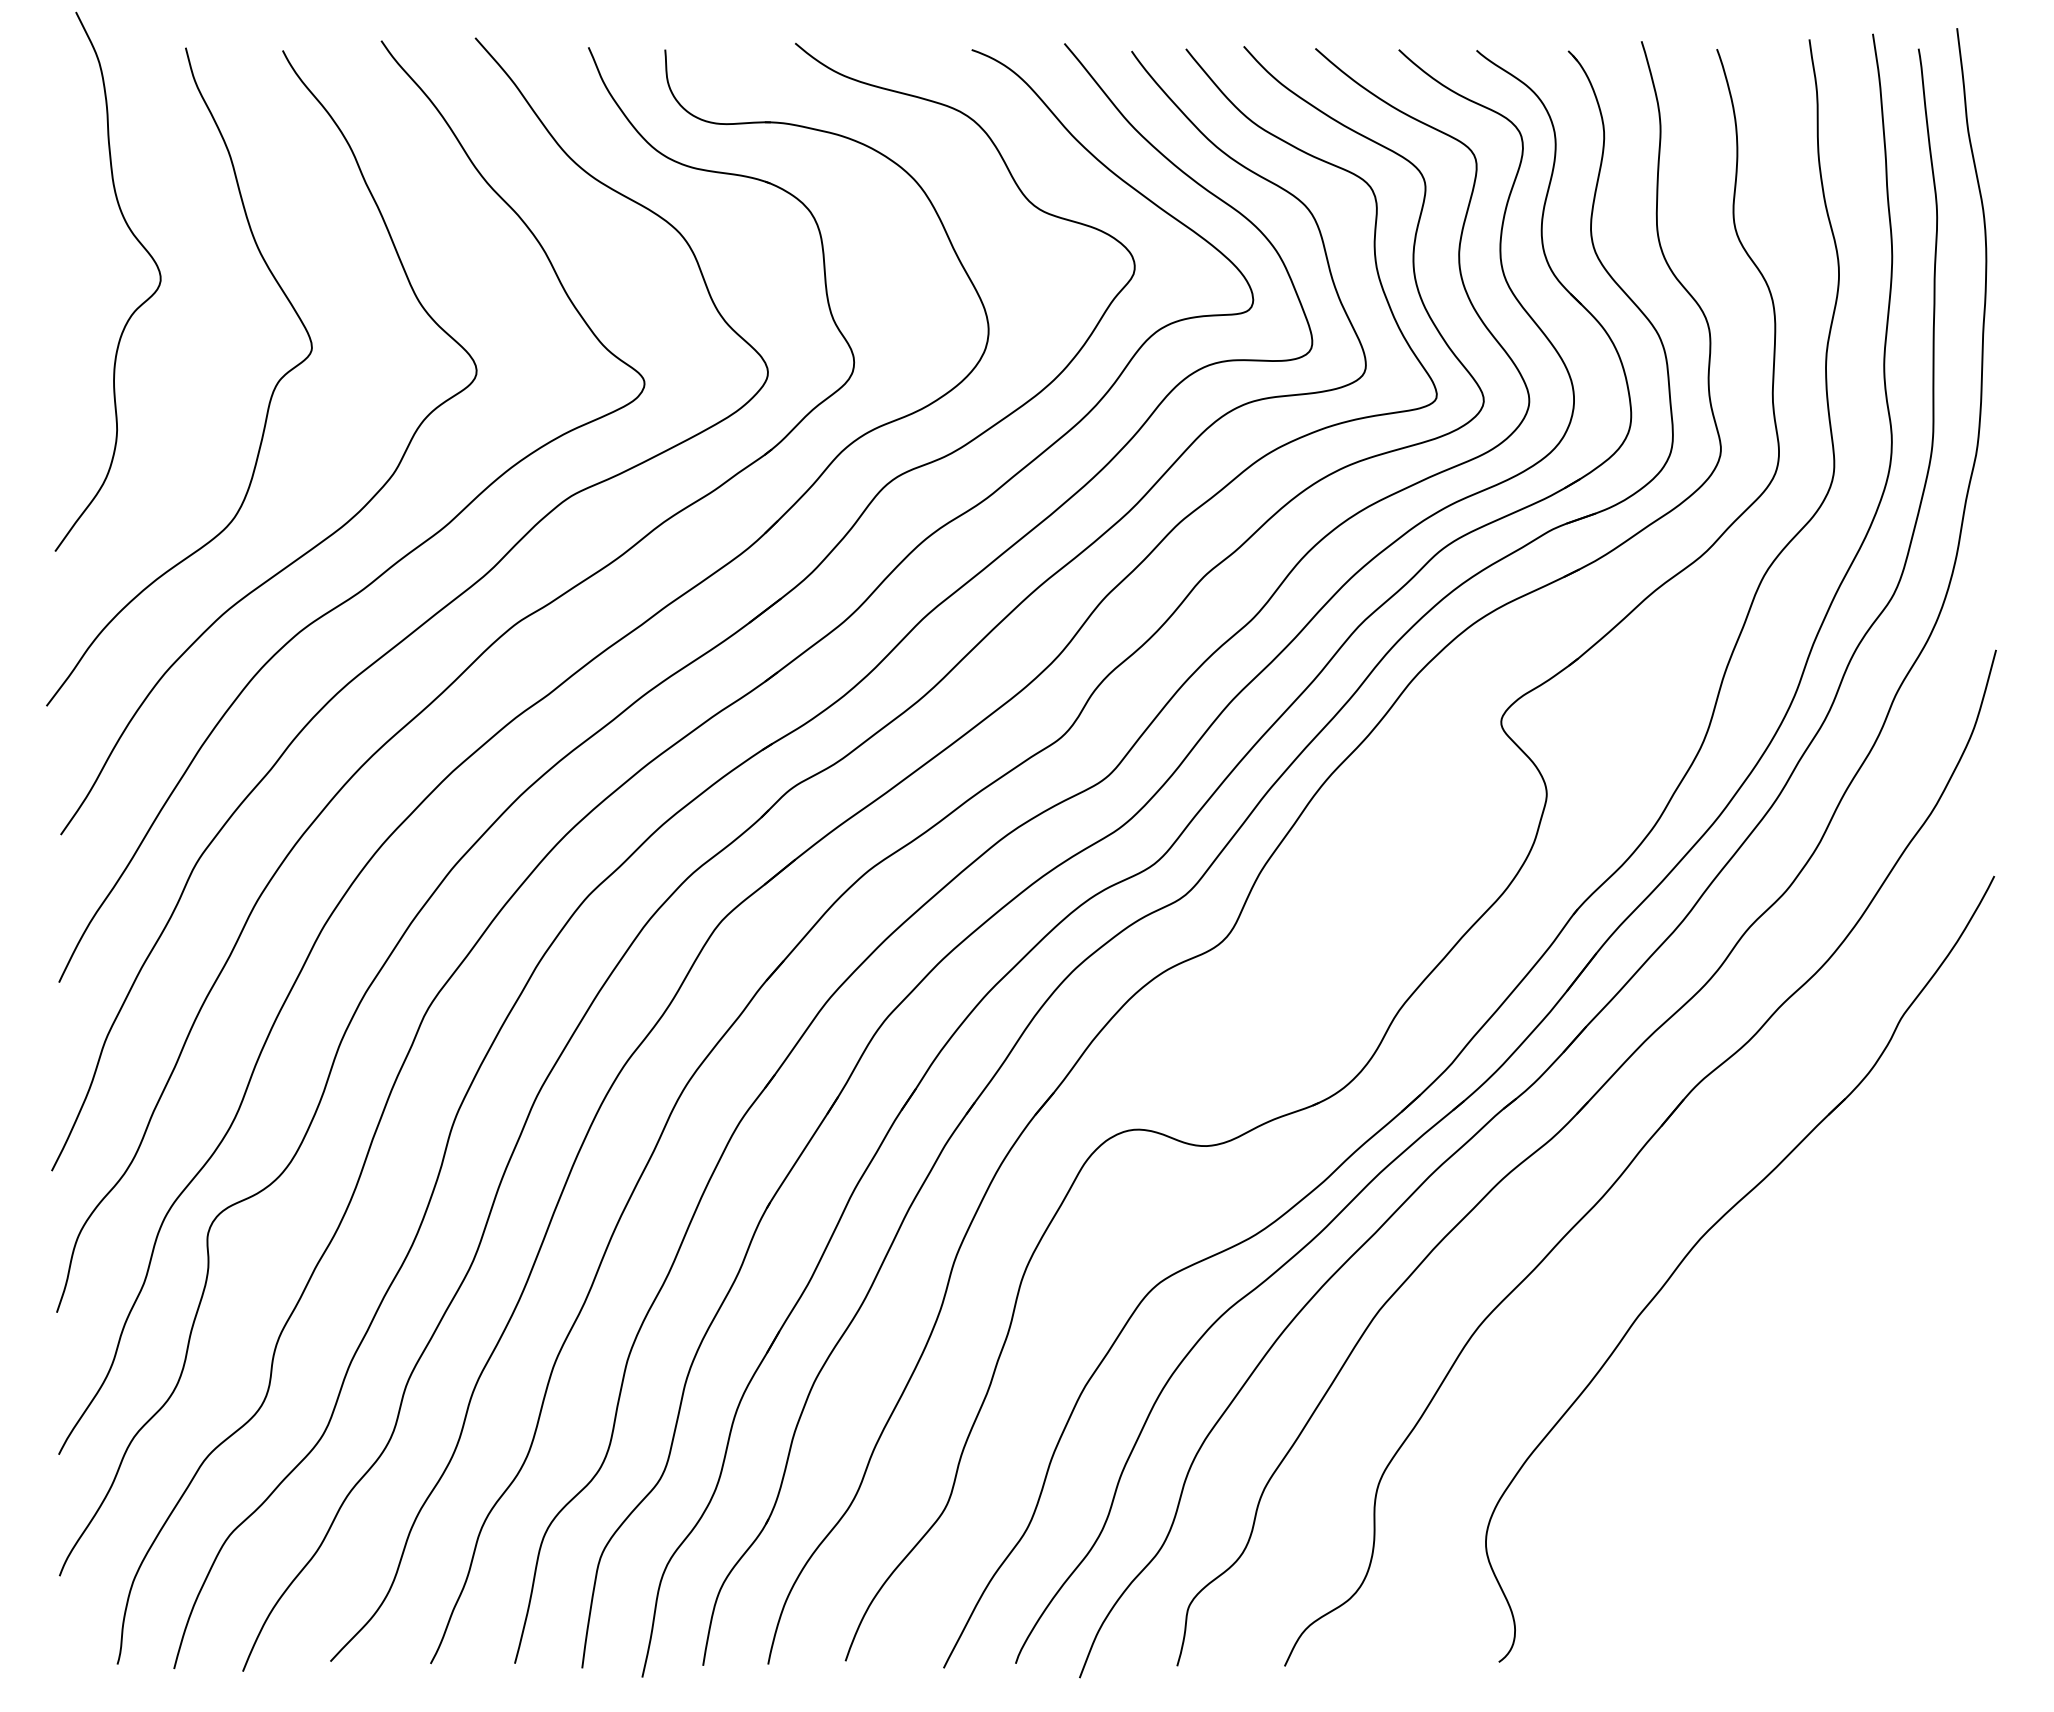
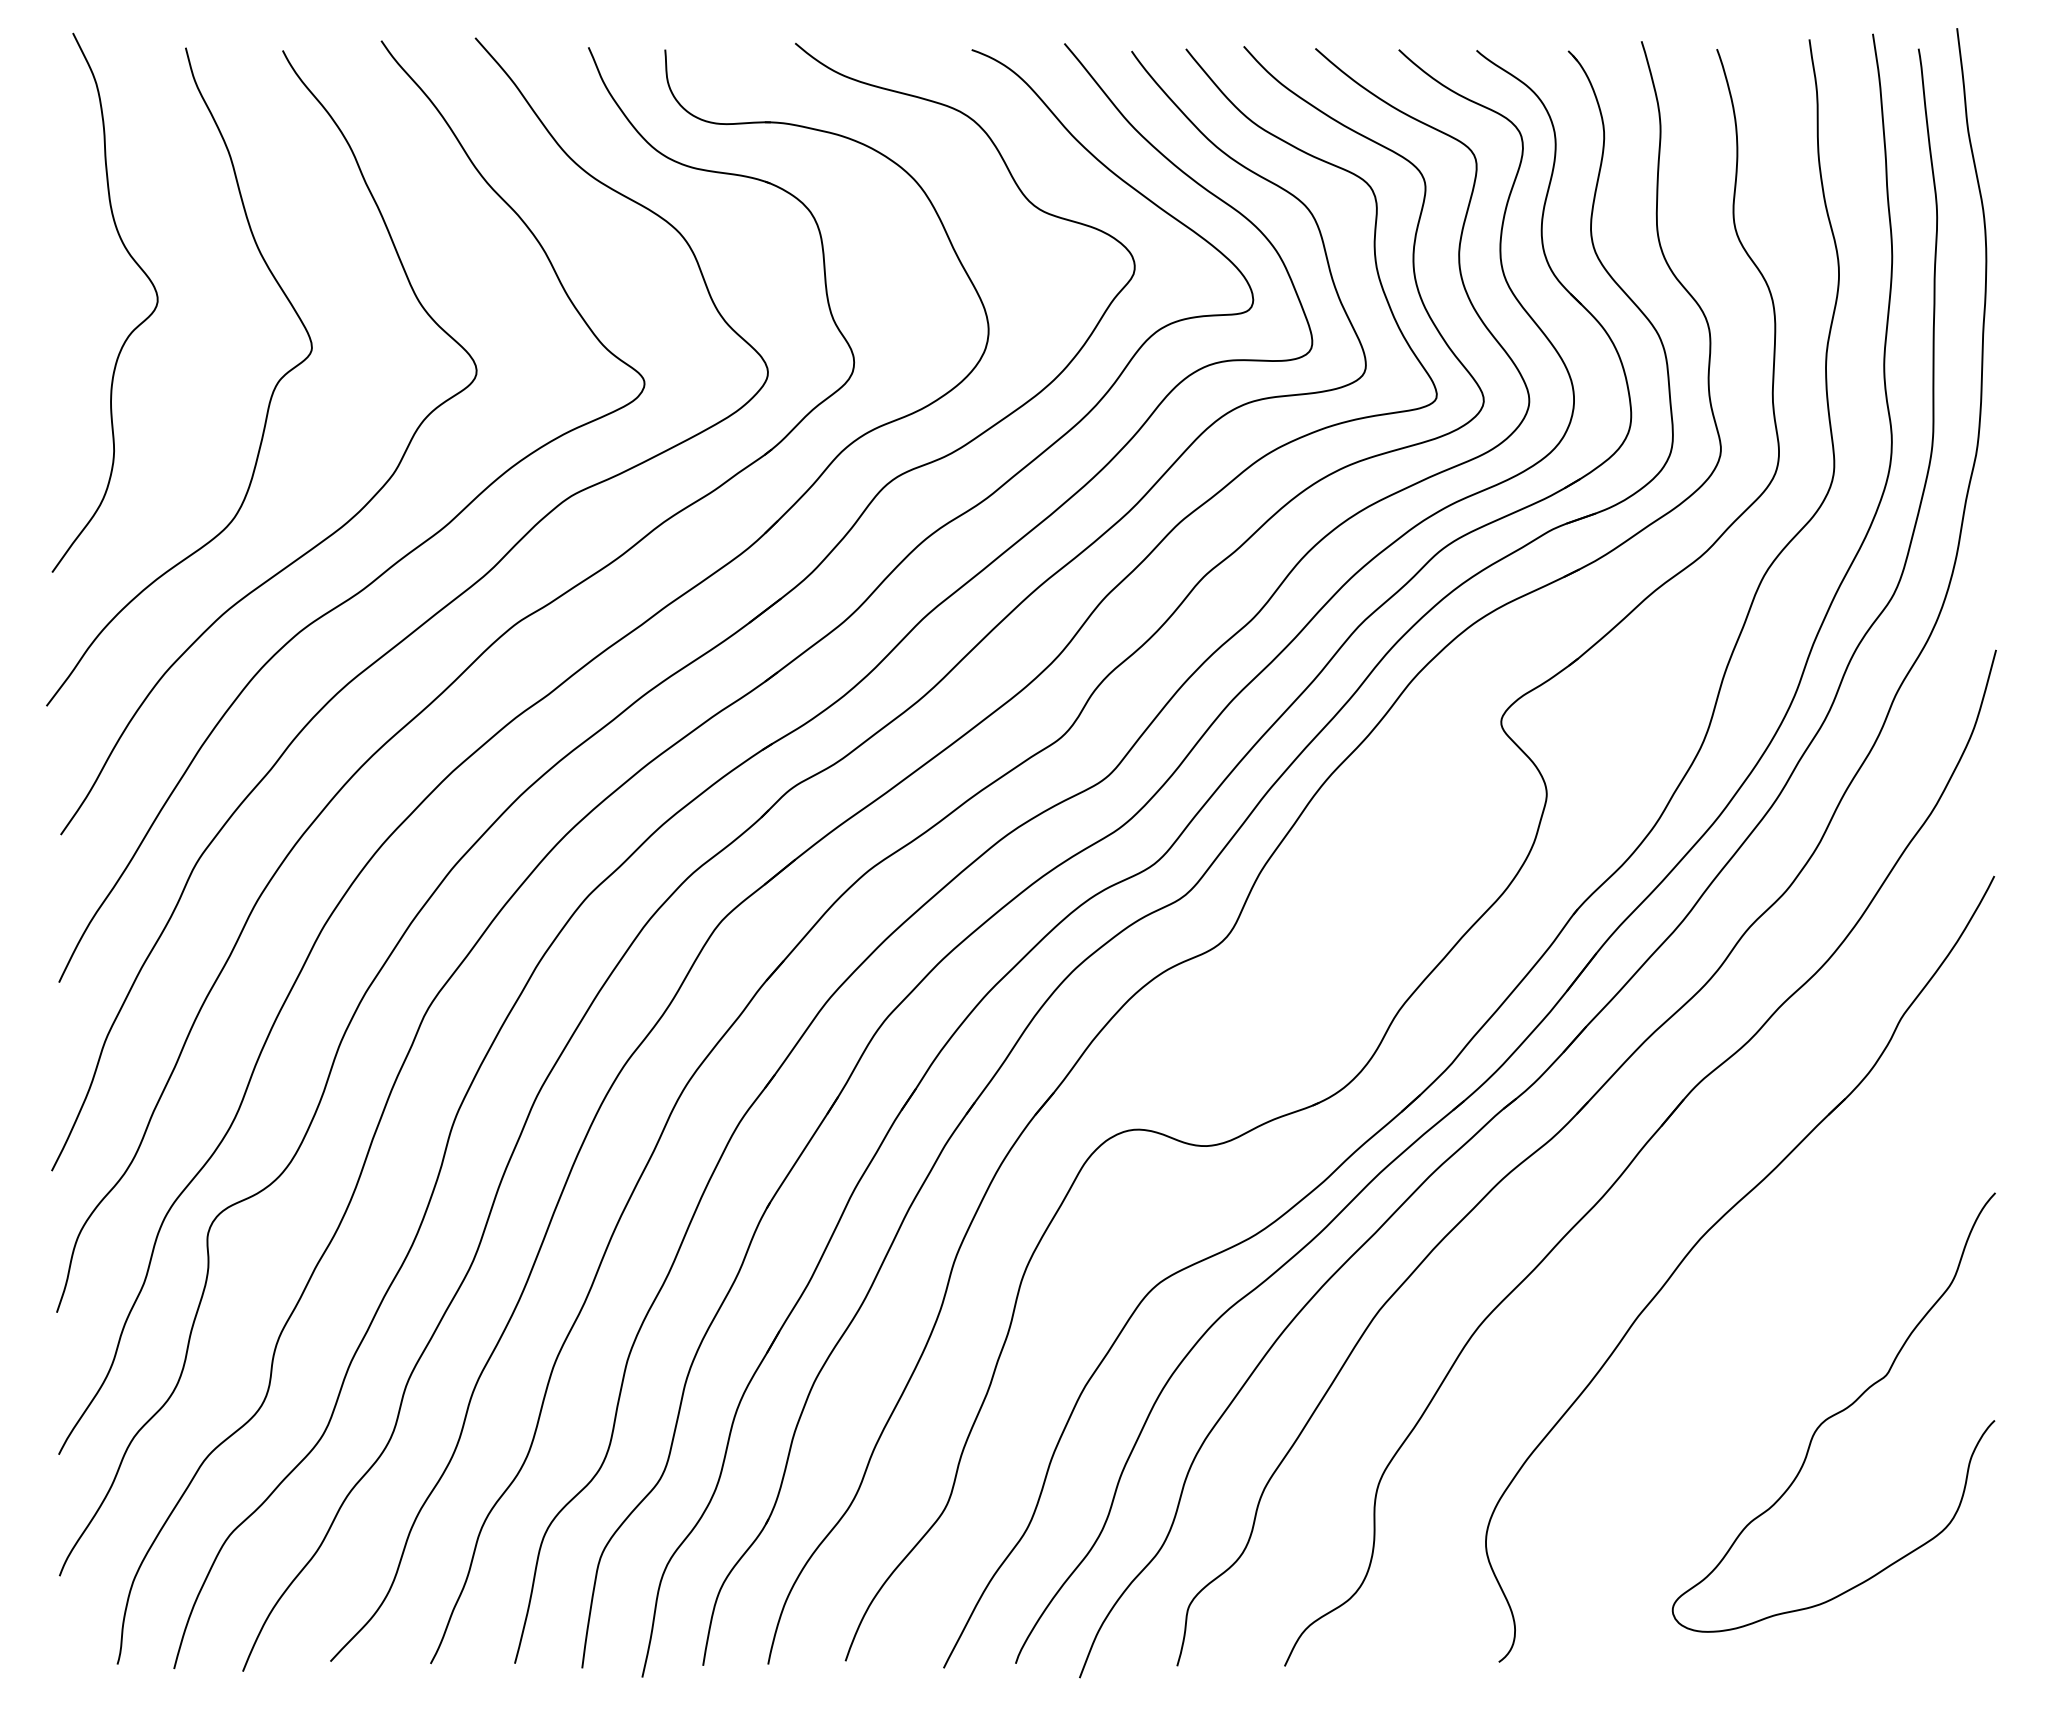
curve position: (135, 309) -> (132, 330) (132, 330)
curve: none -> present (1834, 1413)
